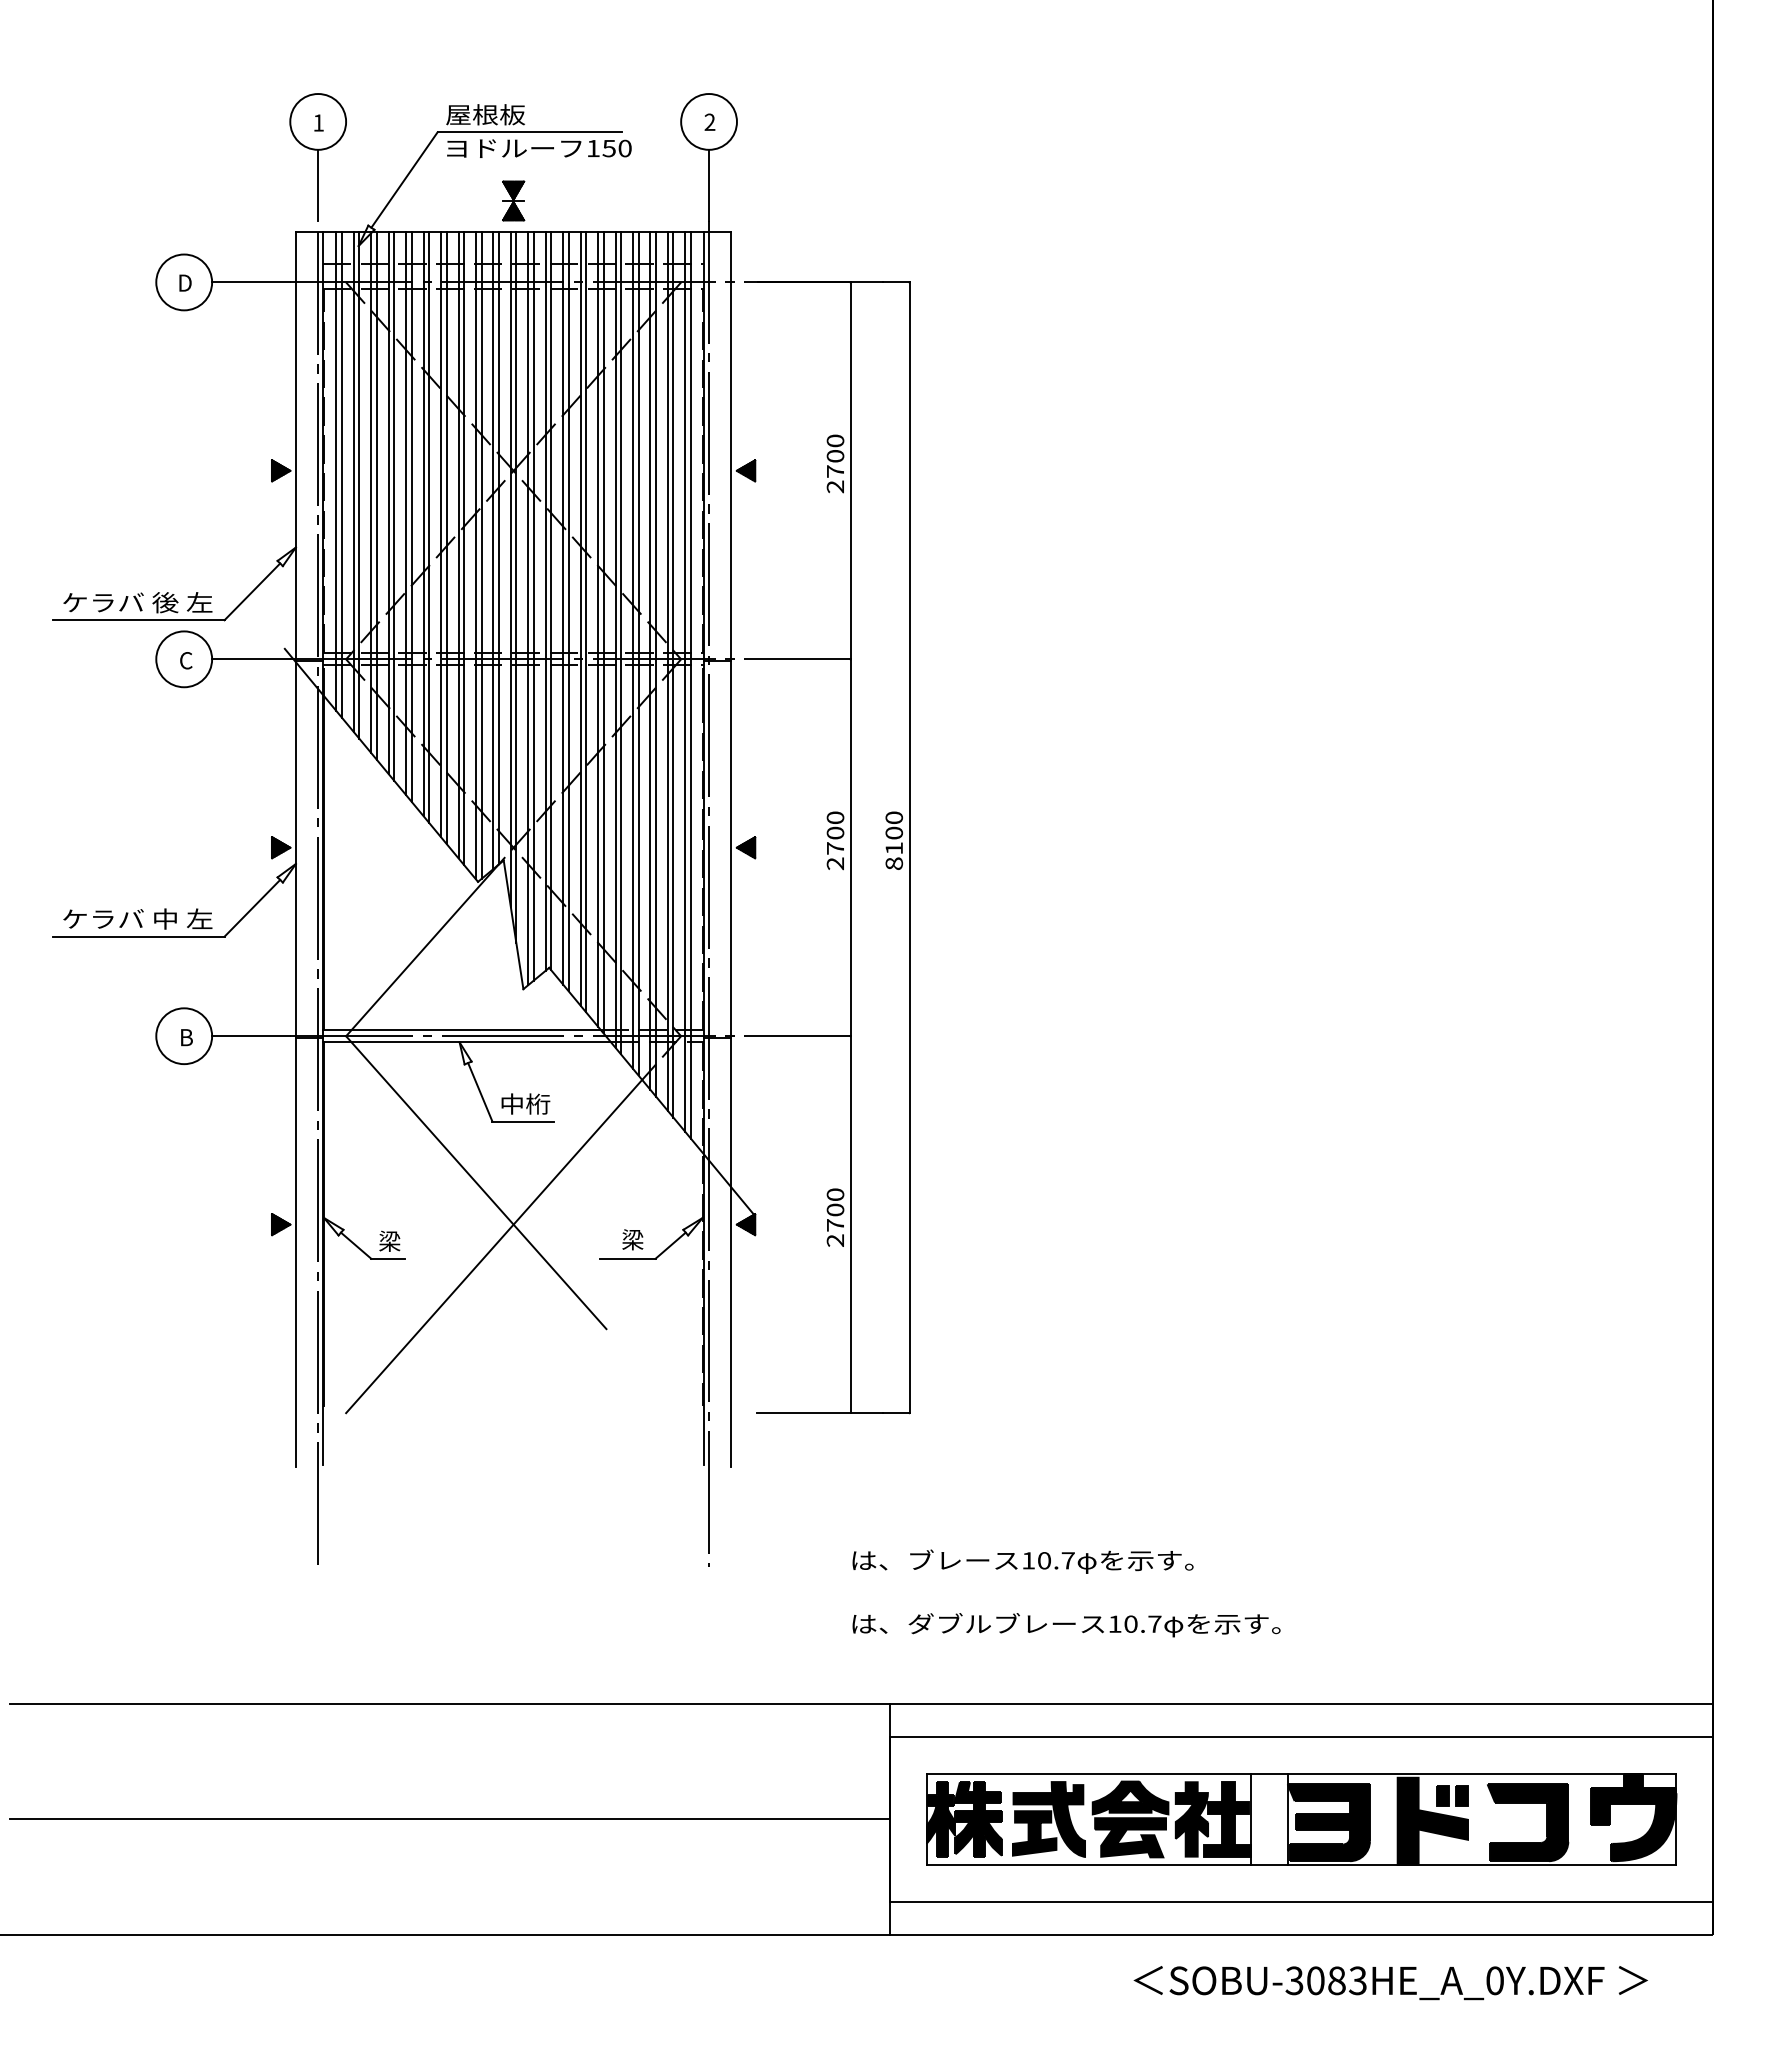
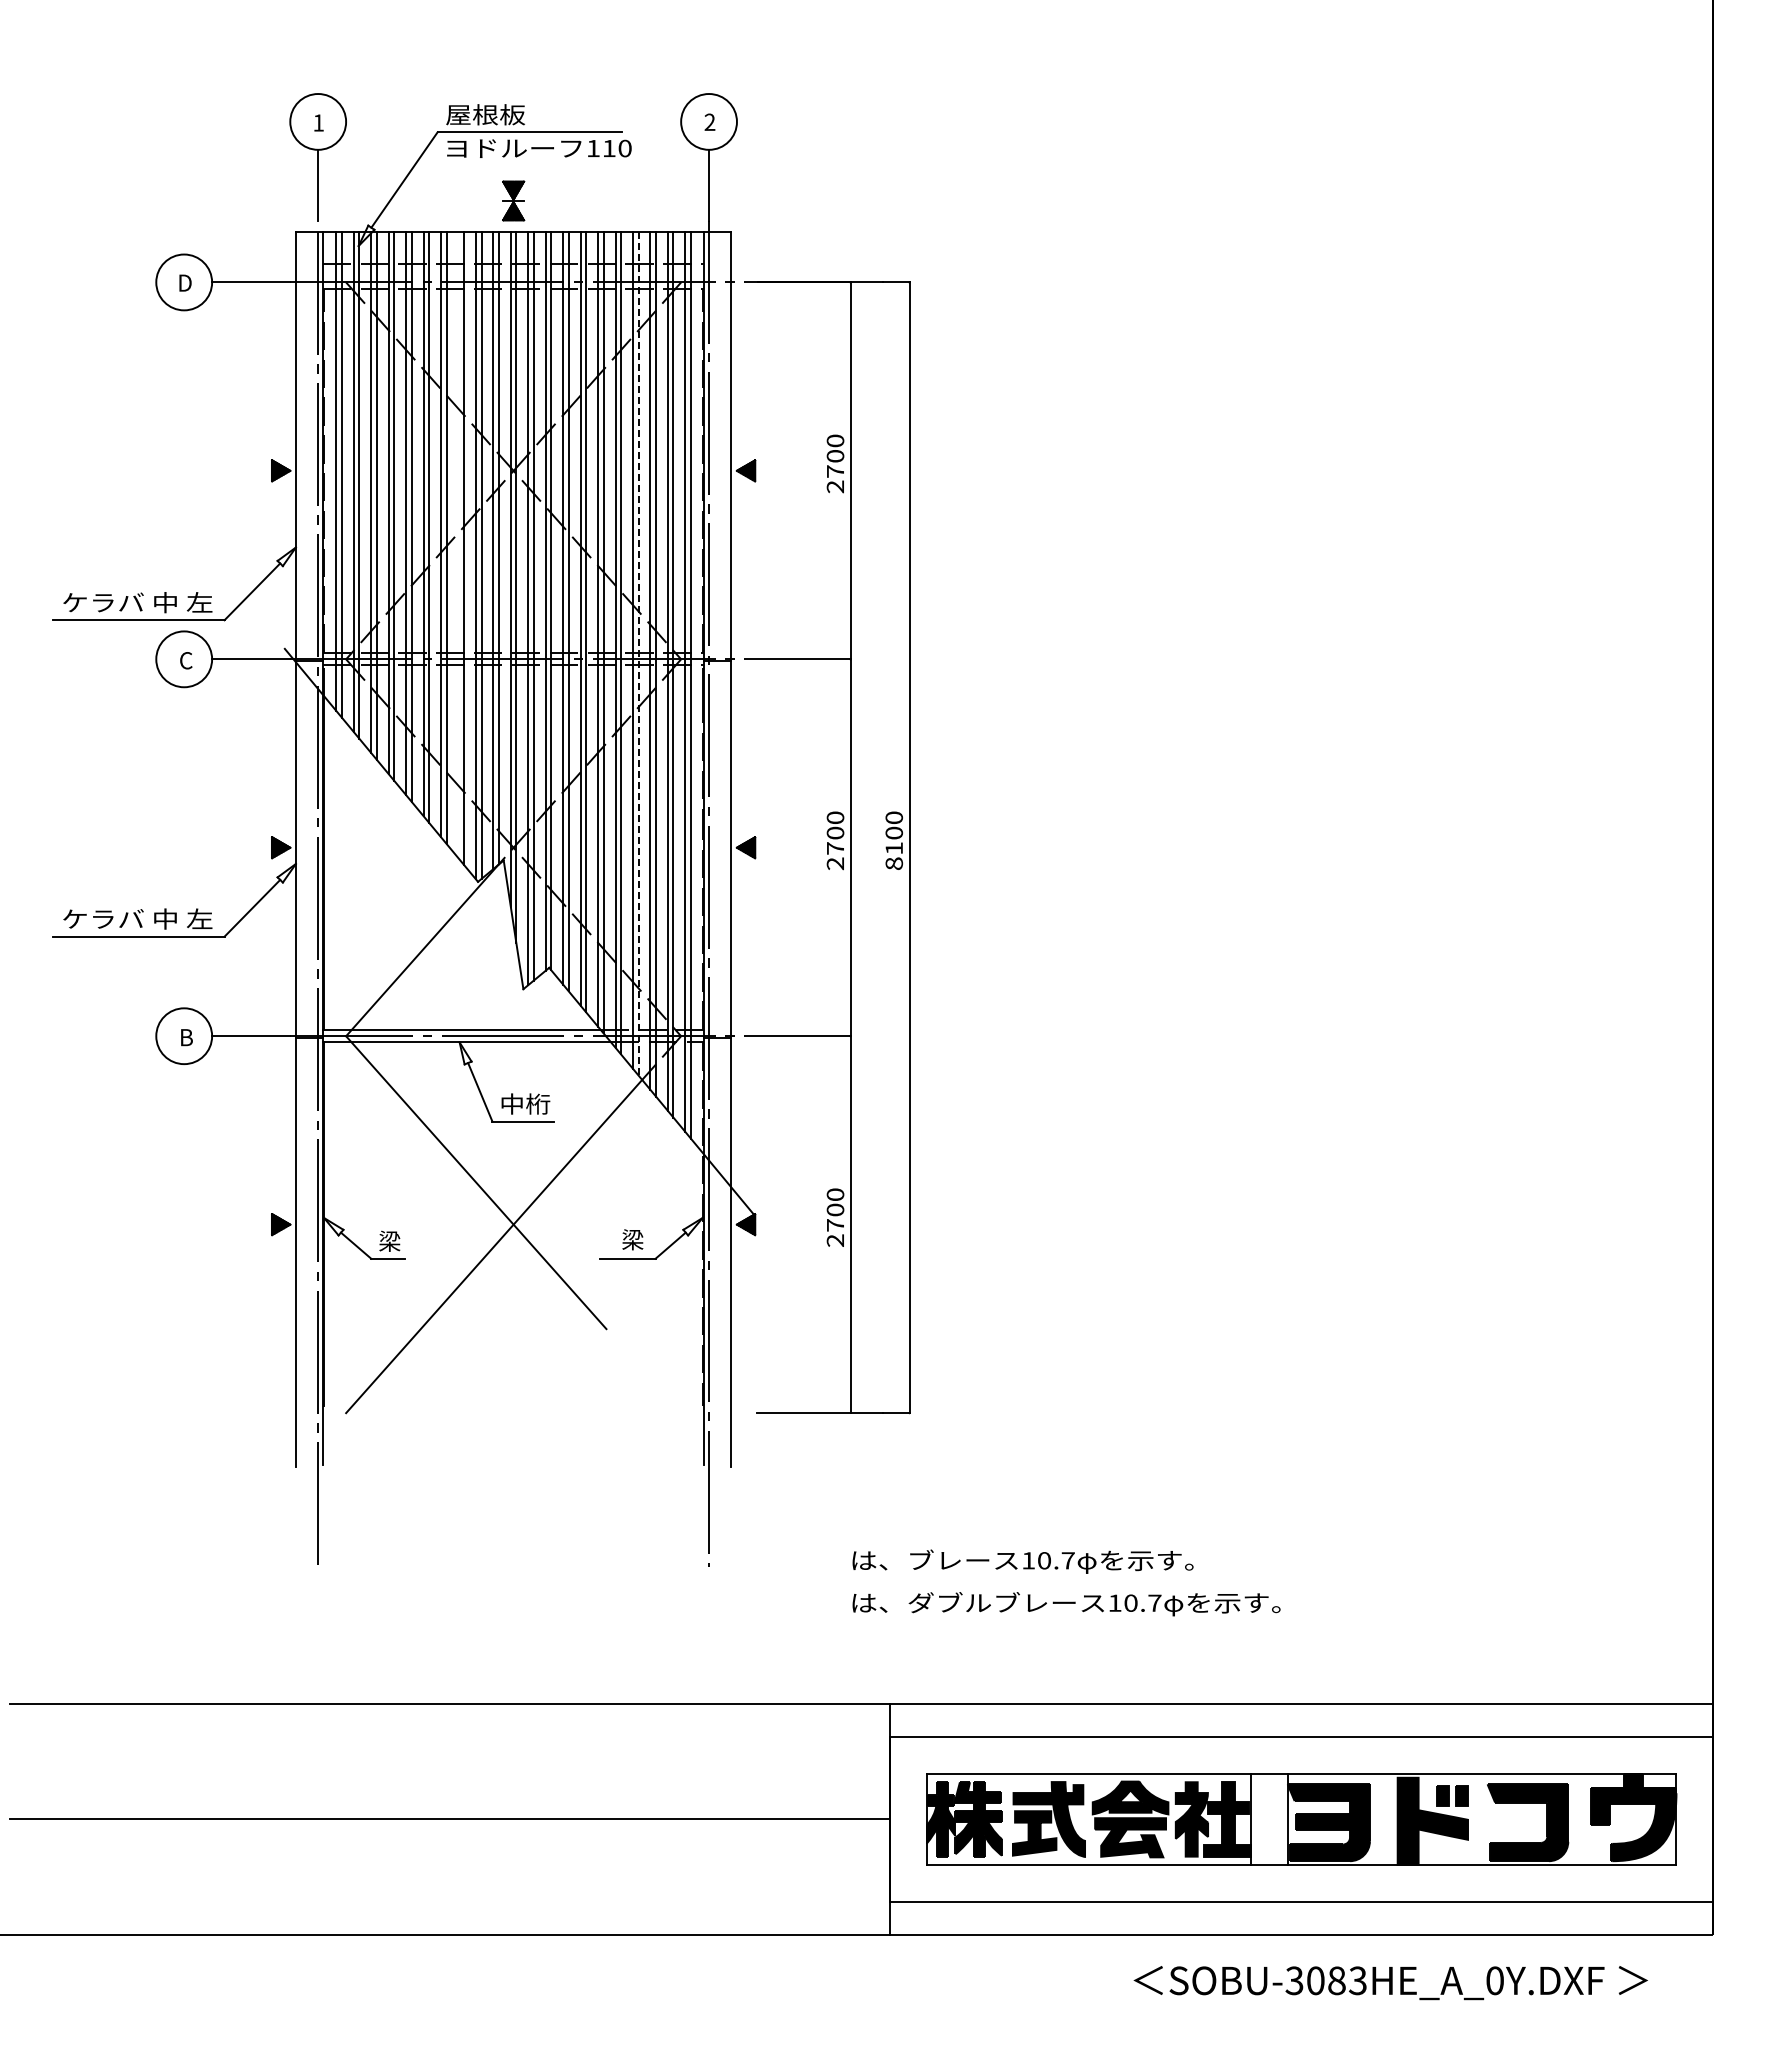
text: 150 -> 110 (608, 148)
line: present -> none (458, 544)
text: ケラバ 後 左 -> ケラバ 中 左 (165, 602)
line: solid -> dashed (638, 653)
text position: (1066, 1625) -> (1066, 1604) (1066, 1604)
